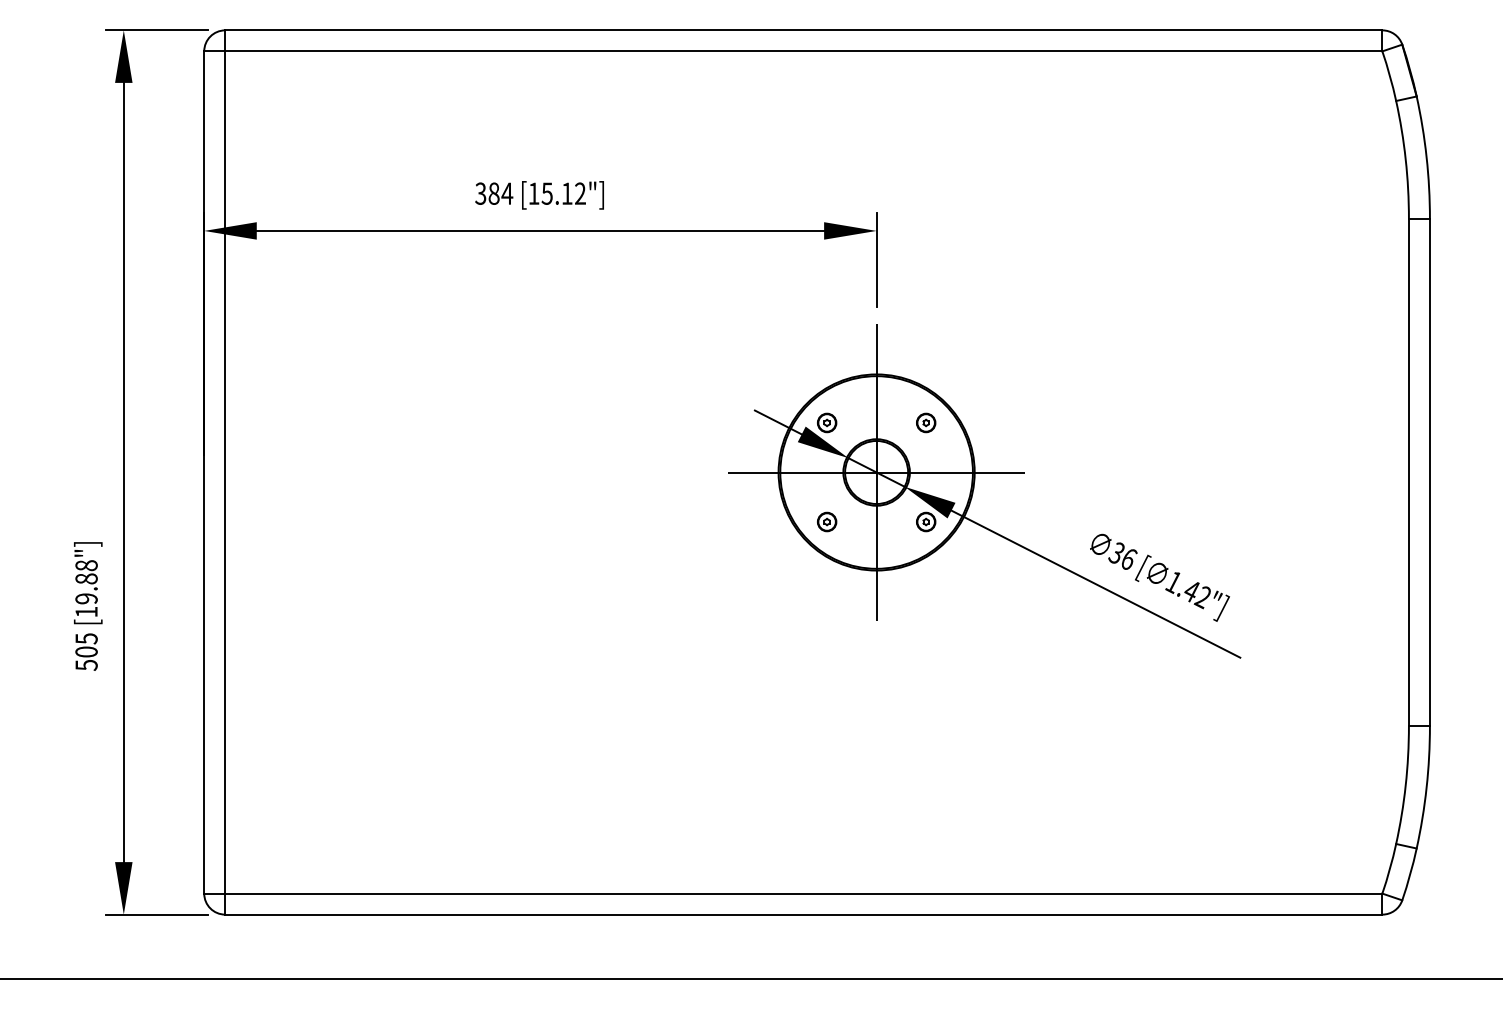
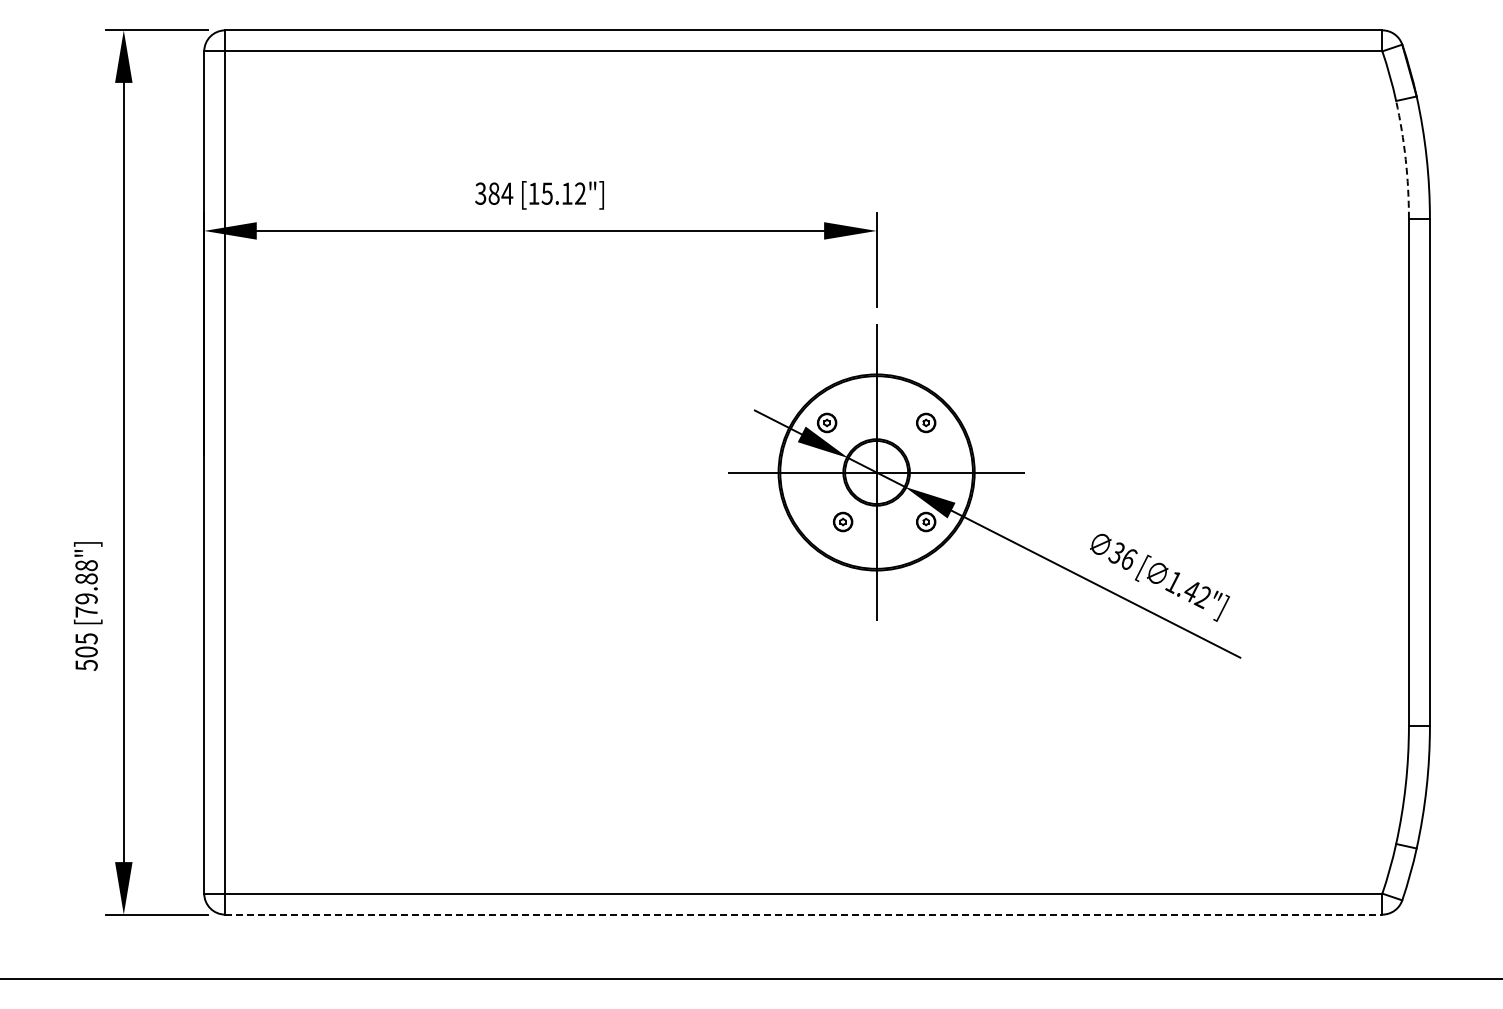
arc: solid -> dashed (1405, 159)
part position: (827, 521) -> (843, 521) (843, 521)
text: [19.88"] -> [79.88"] (86, 611)
line: solid -> dashed (803, 914)
